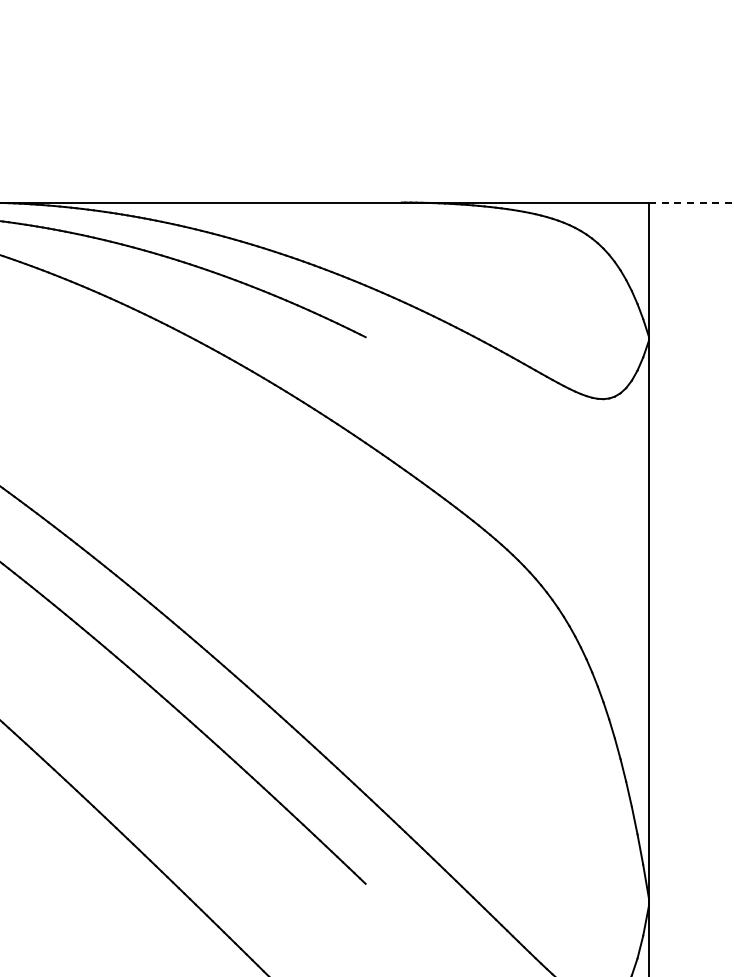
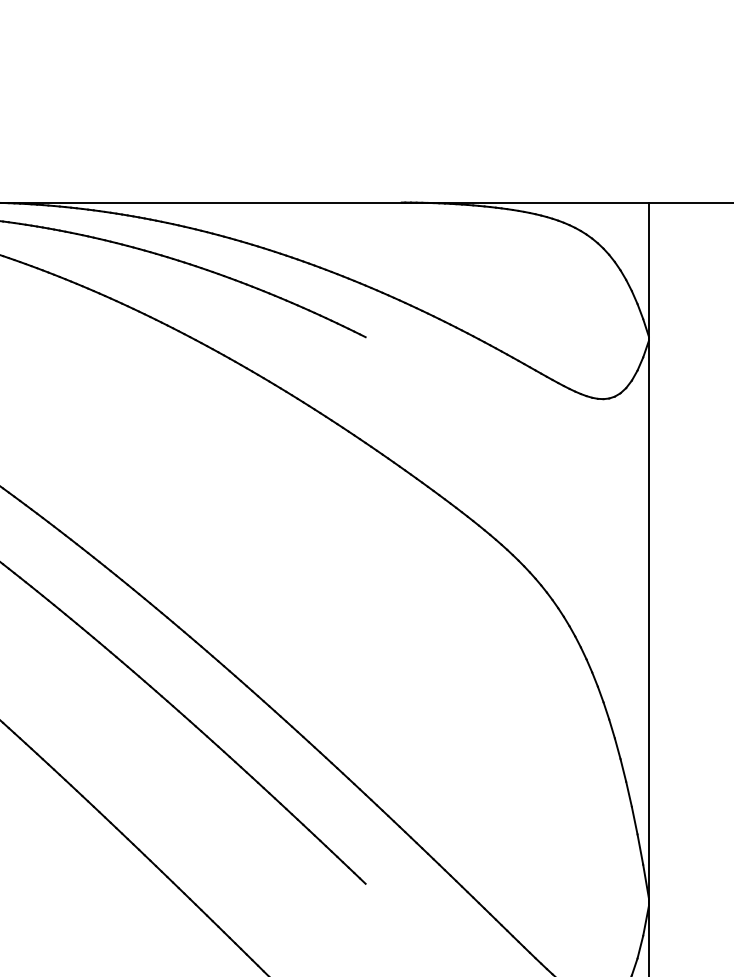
line: dashed -> solid (691, 202)
